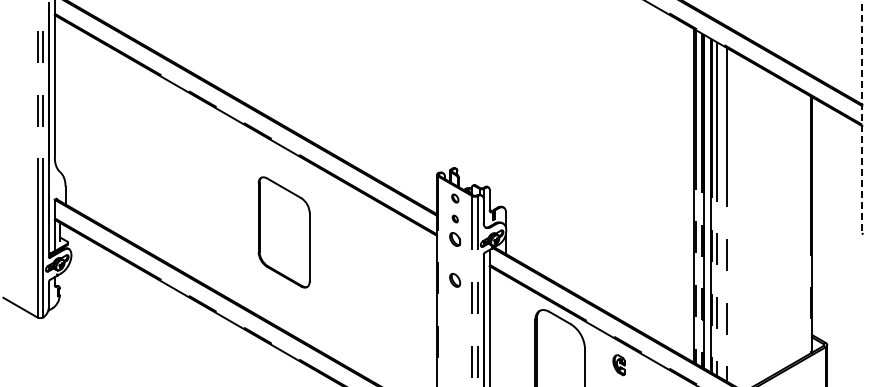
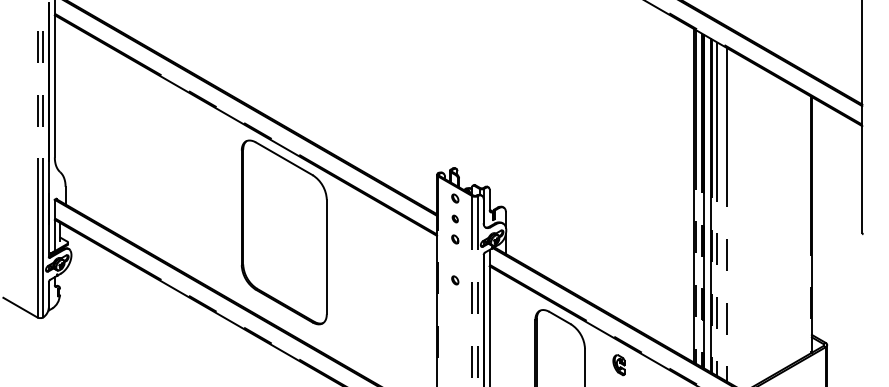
line: dashed -> solid (862, 117)
part size: 54x113 px -> 88x187 px (283, 232)
part size: 13x15 px -> 9x11 px (455, 239)
part size: 13x16 px -> 9x11 px (455, 280)
